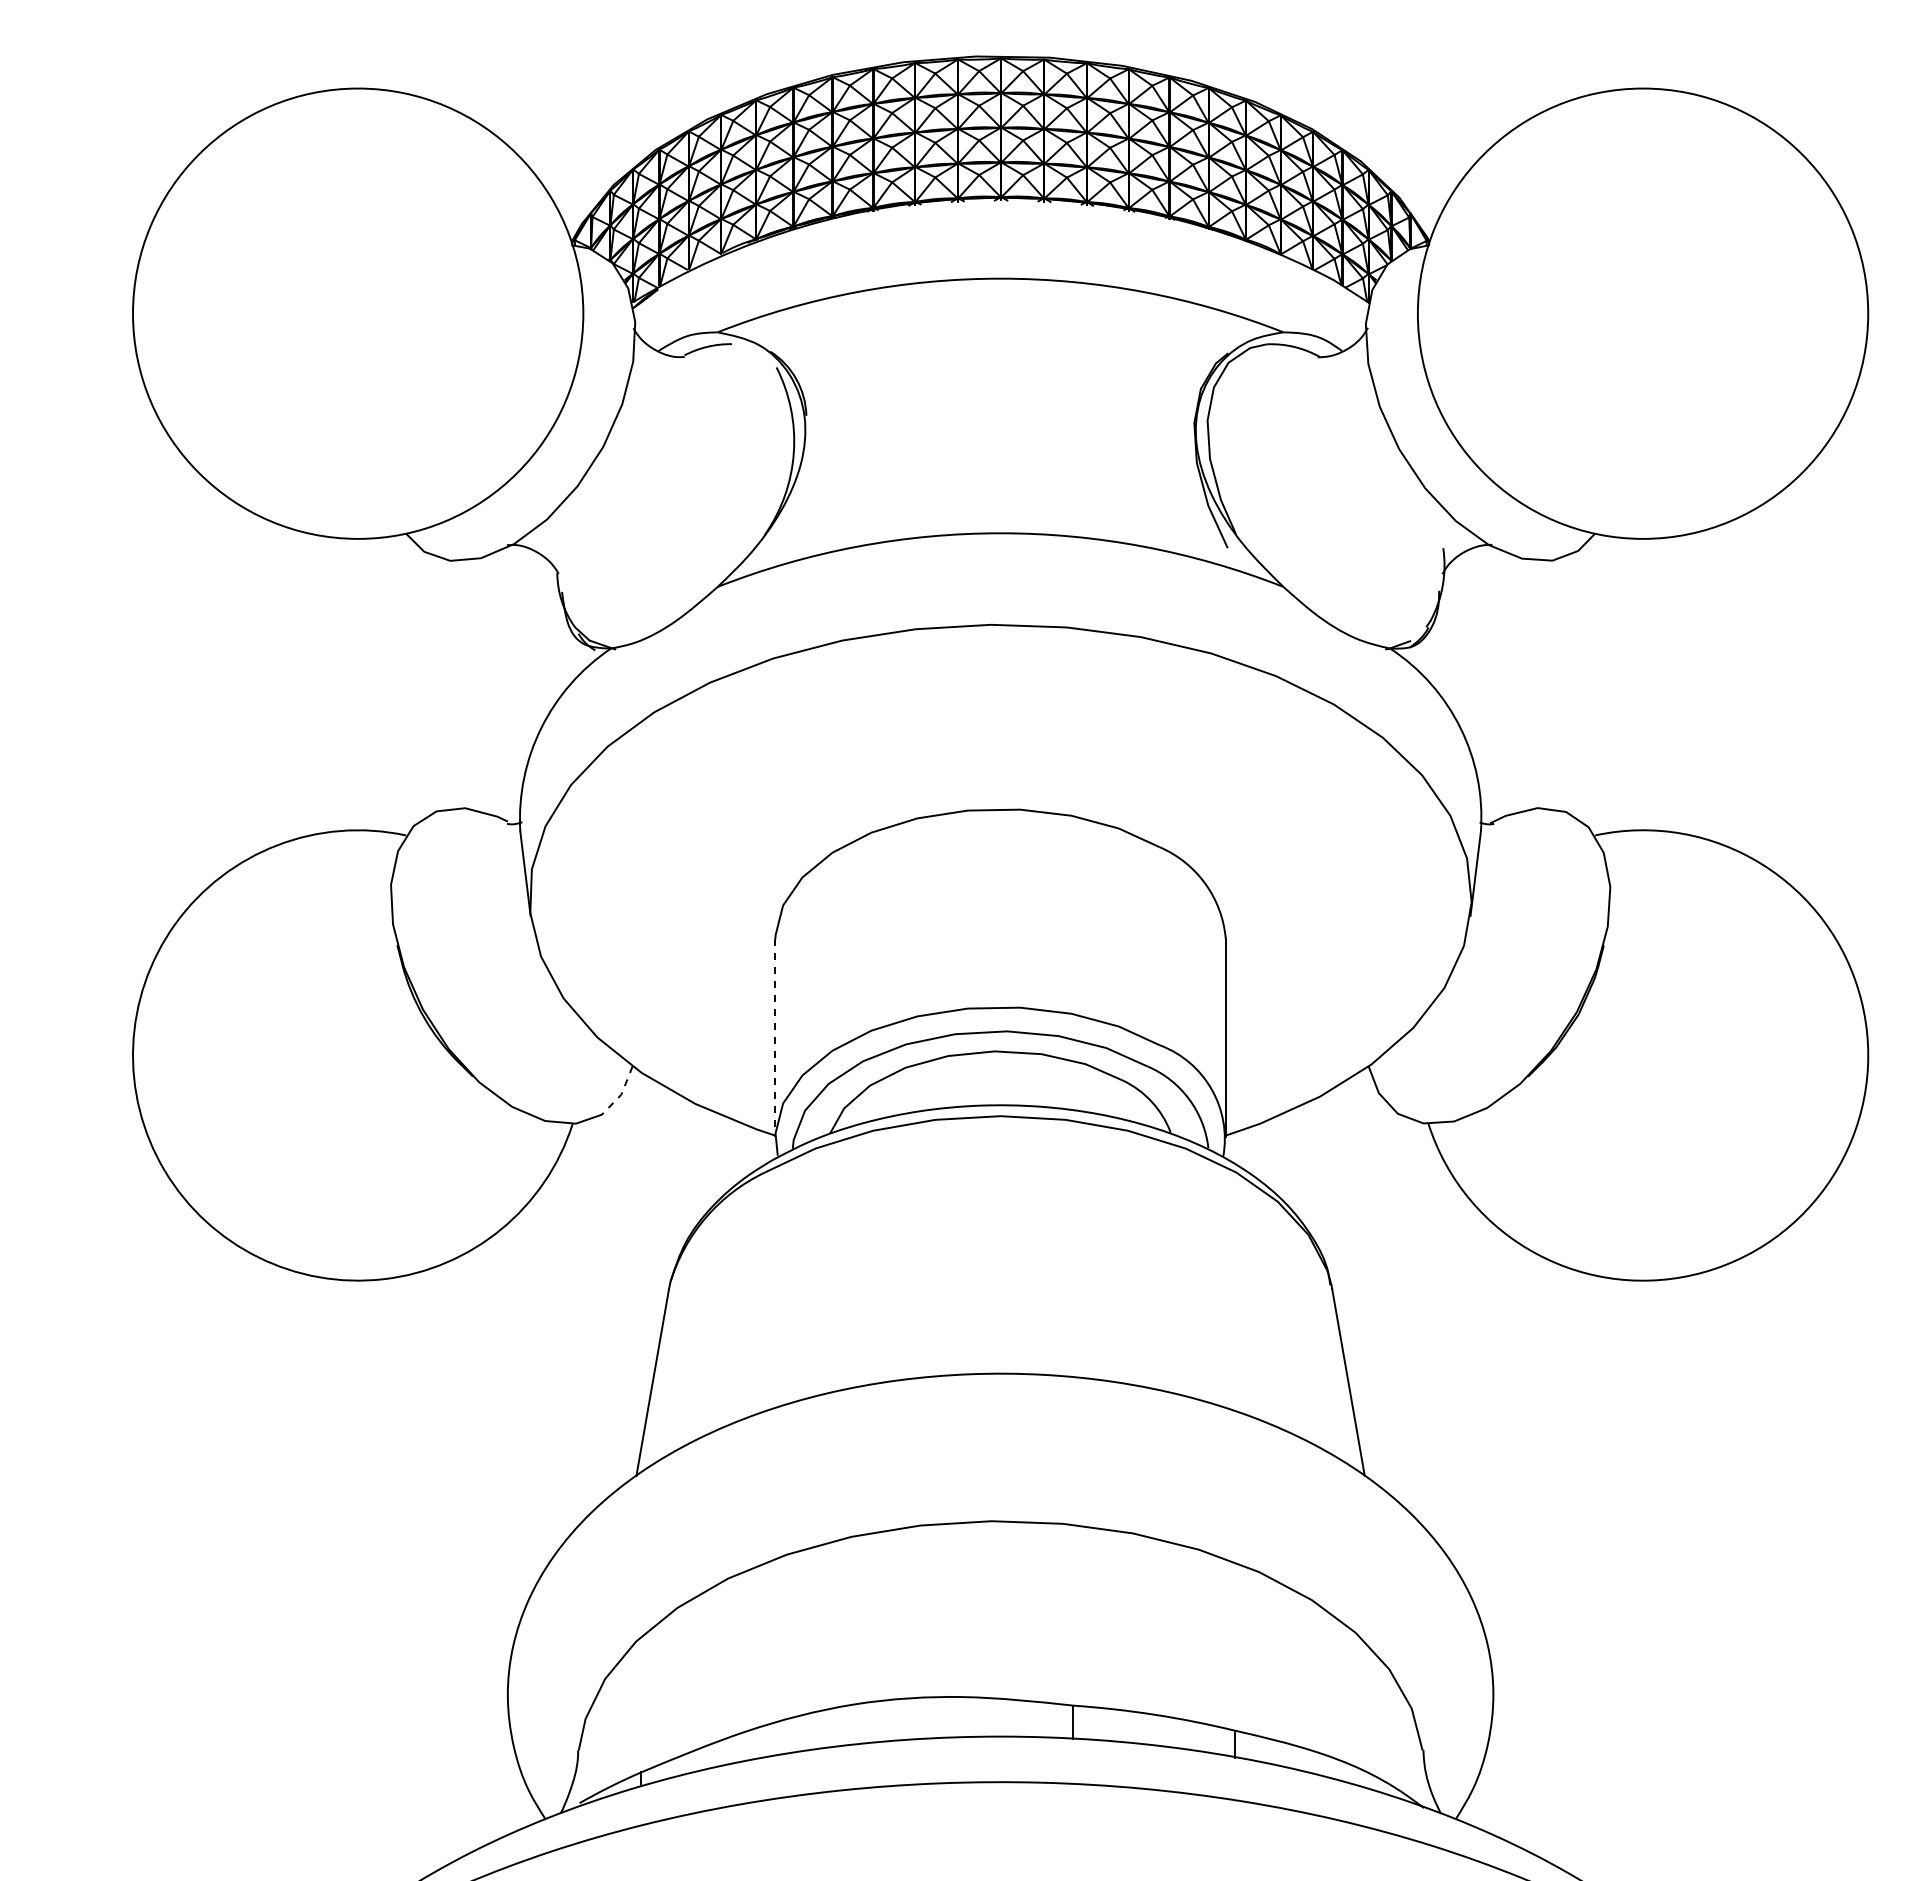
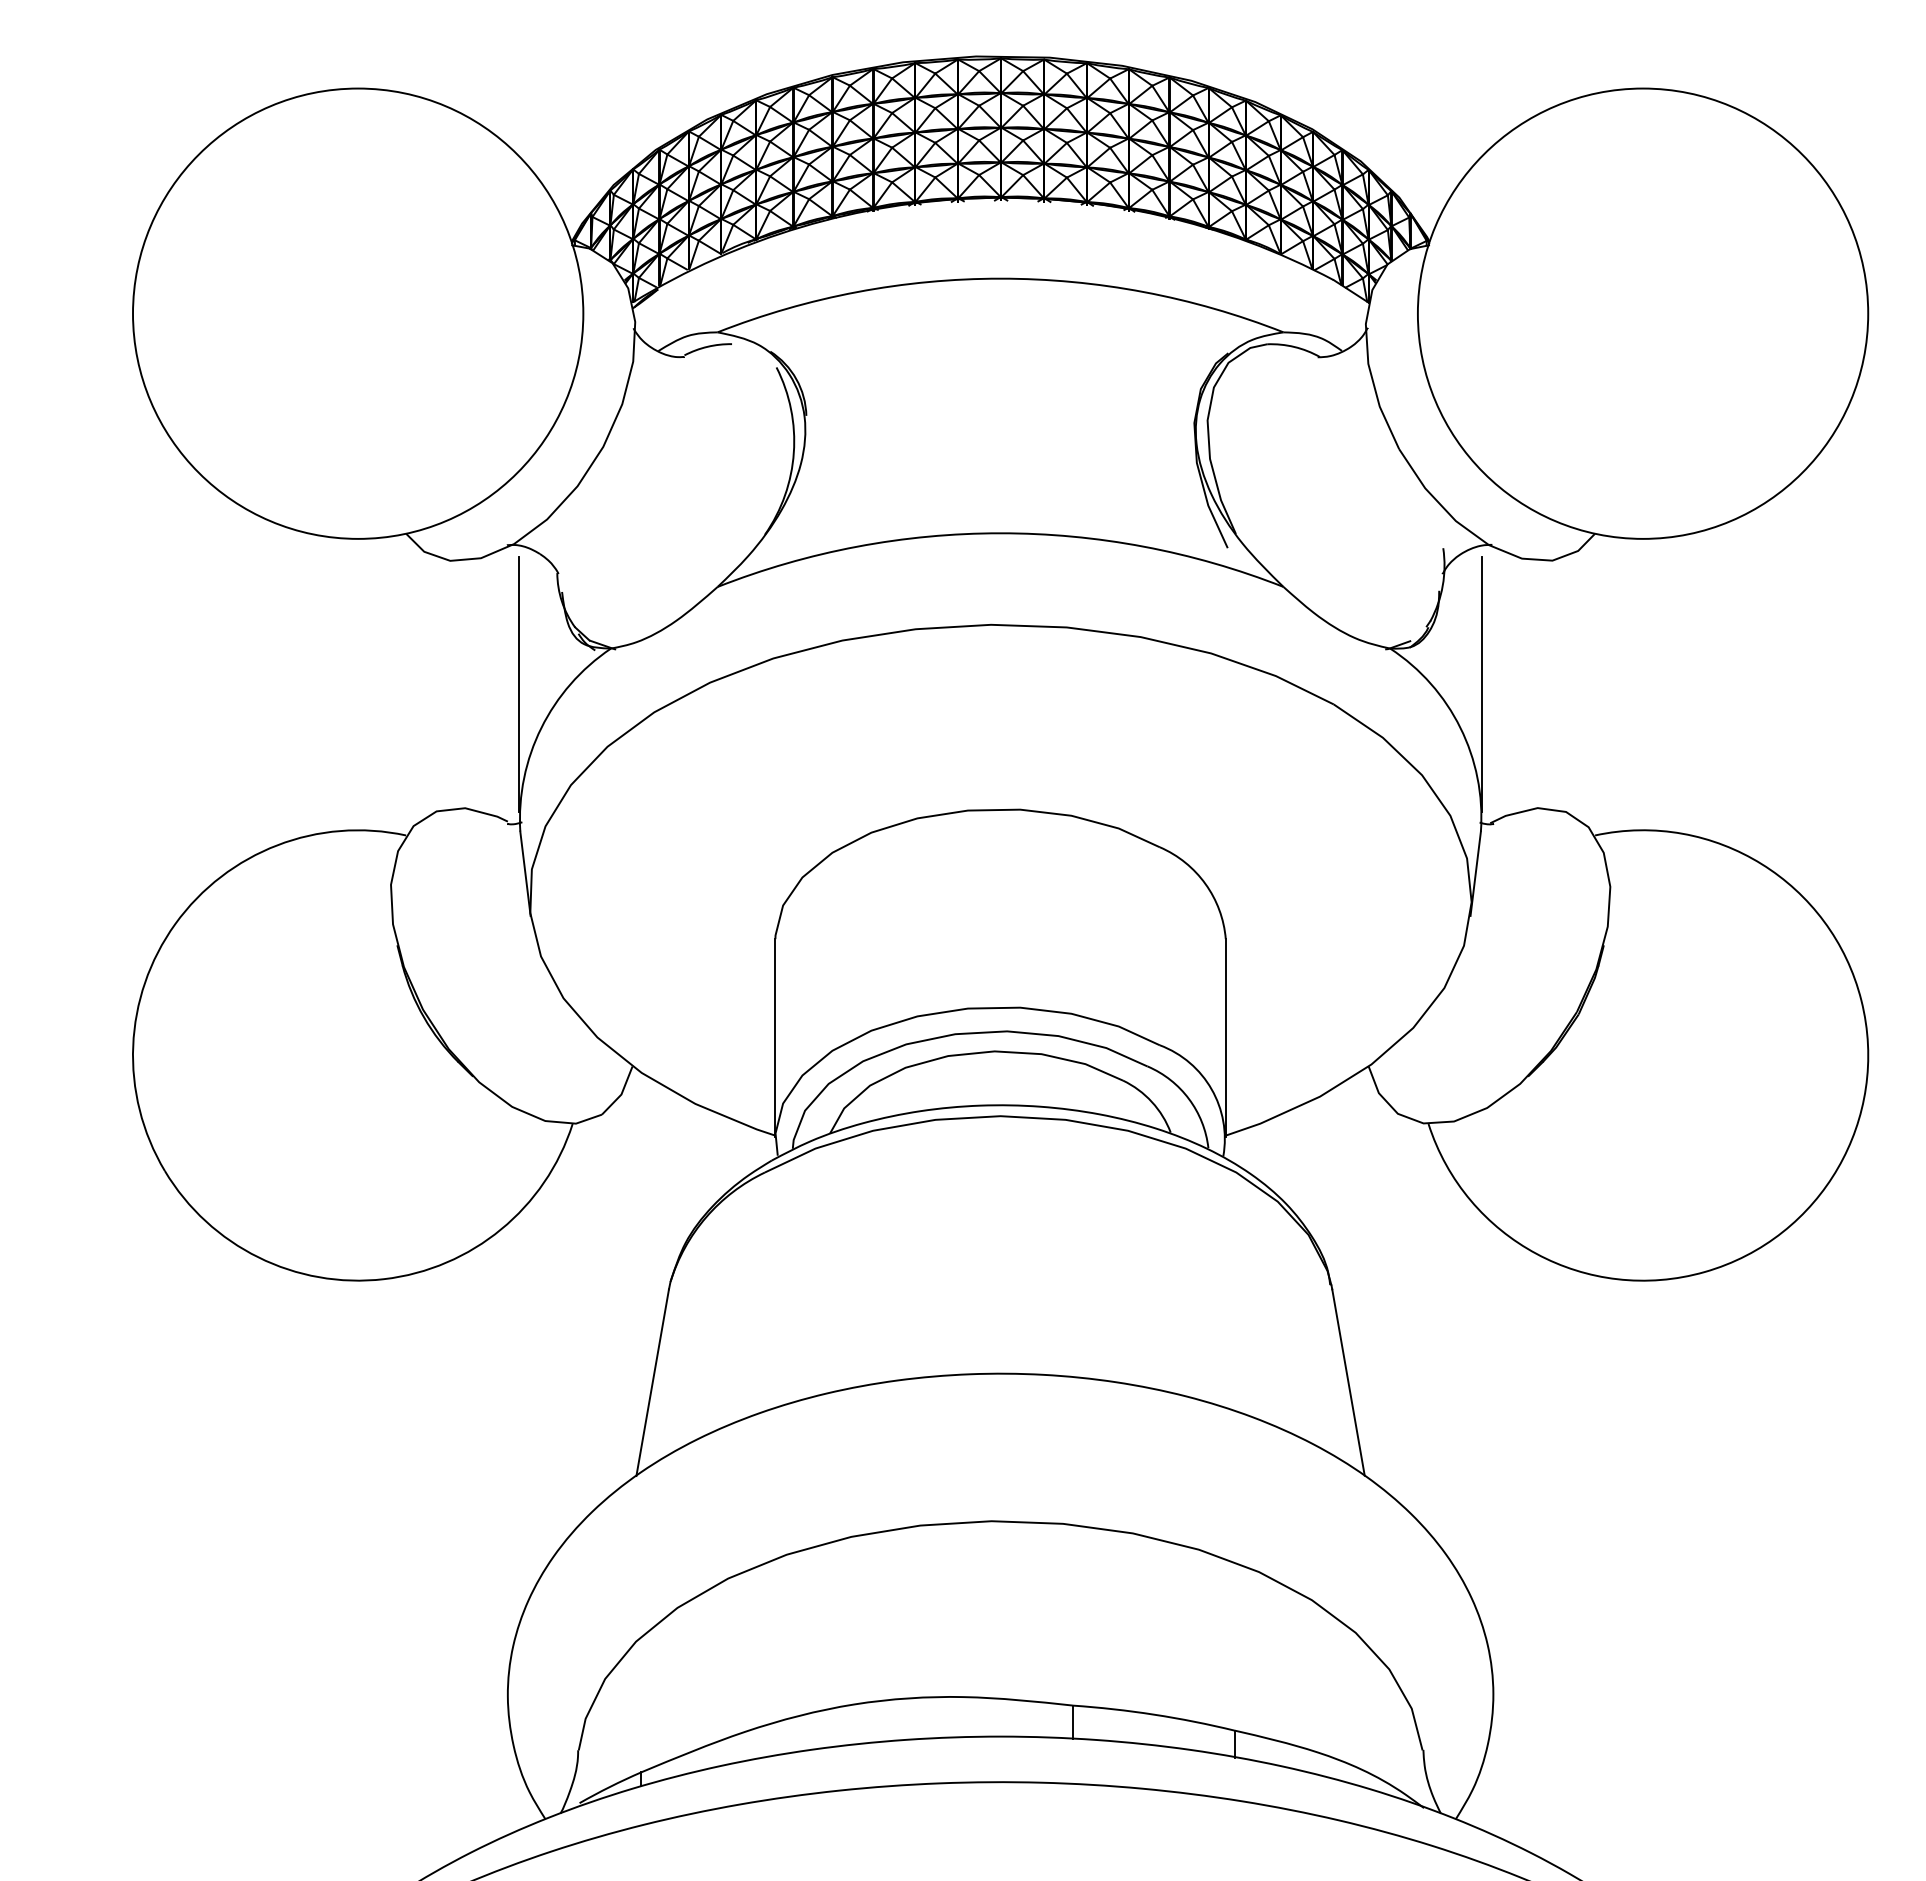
line: none -> present (519, 684)
line: none -> present (1482, 684)
line: dashed -> solid (775, 1038)
line: dashed -> solid (621, 1093)
